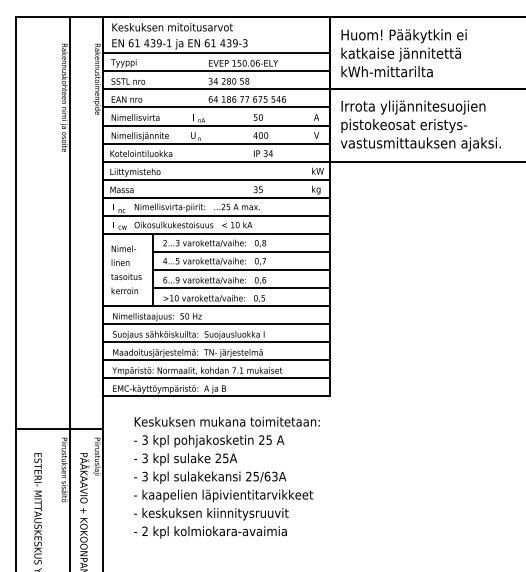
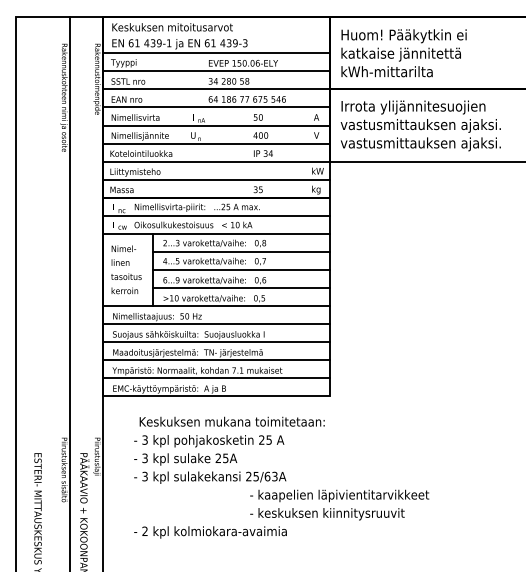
text: pistokeosat eristys- -> vastusmittauksen ajaksi. (420, 125)
text position: (226, 421) -> (231, 421) (231, 421)
line: present -> none (59, 429)
text position: (223, 504) -> (339, 504) (339, 504)
